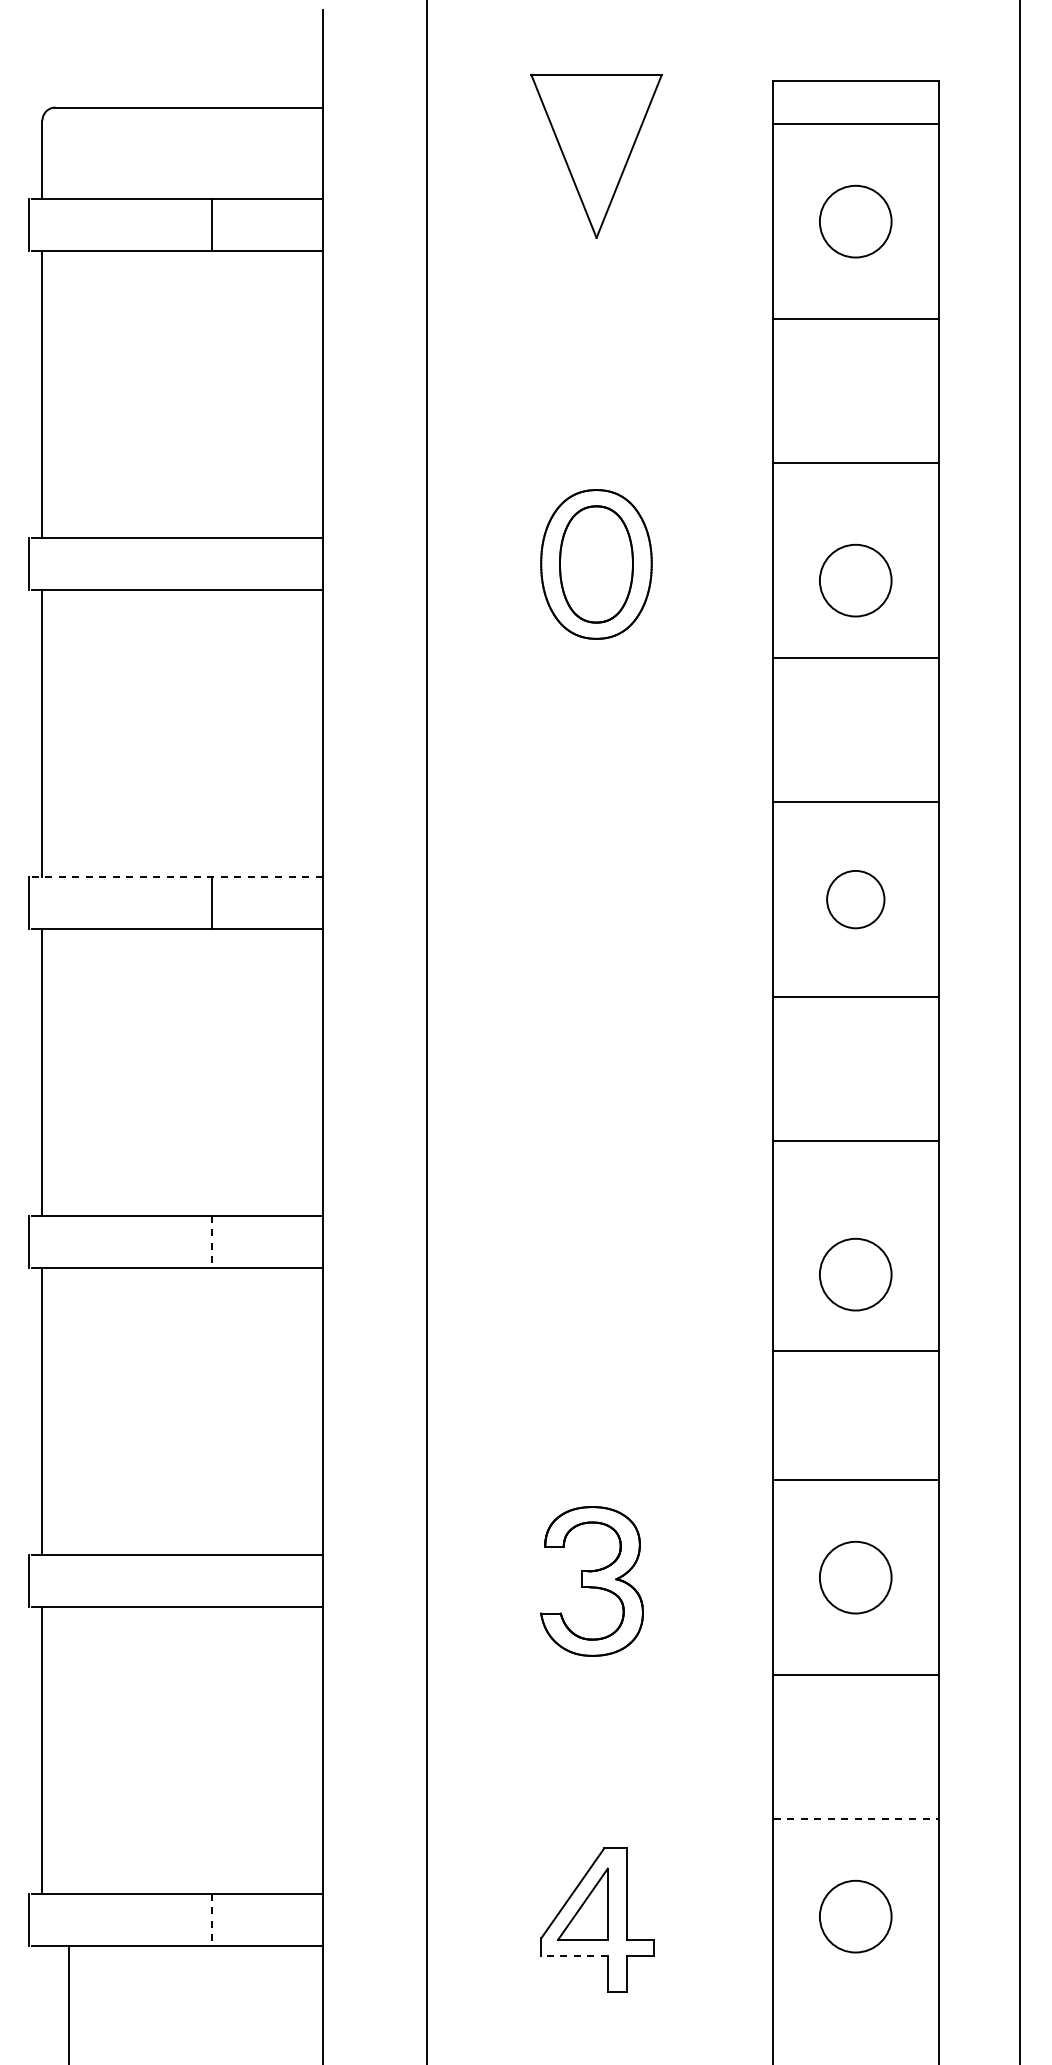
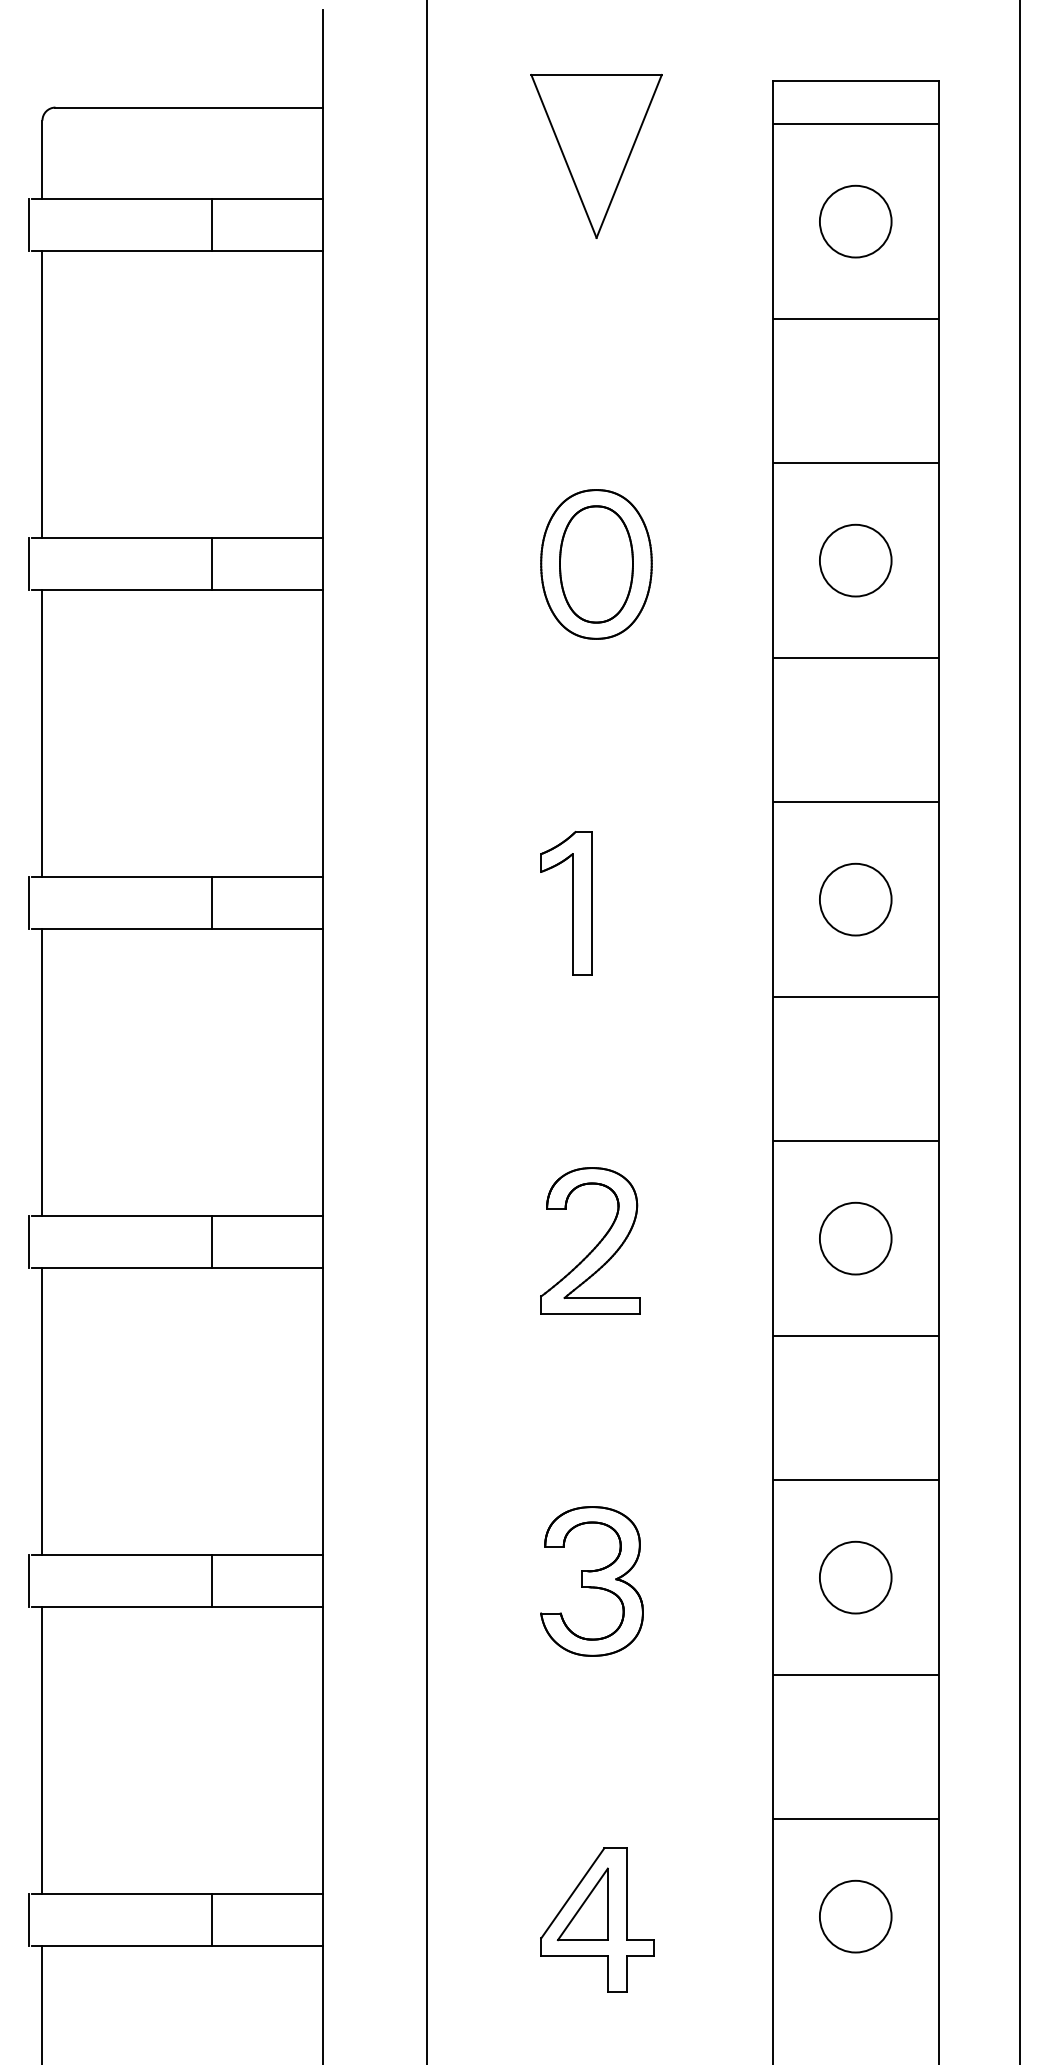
line: none -> present (211, 563)
circle position: (855, 580) -> (855, 560) (855, 560)
line: dashed -> solid (177, 876)
circle size: 60x60 px -> 74x75 px (855, 899)
part: none -> present (566, 903)
line: dashed -> solid (211, 1242)
part: none -> present (596, 1244)
circle position: (855, 1274) -> (855, 1238) (855, 1238)
line position: (855, 1351) -> (855, 1336) (855, 1336)
line: none -> present (211, 1580)
line: dashed -> solid (855, 1818)
line: dashed -> solid (211, 1920)
line: dashed -> solid (574, 1955)
line position: (69, 2003) -> (42, 2003) (42, 2003)
